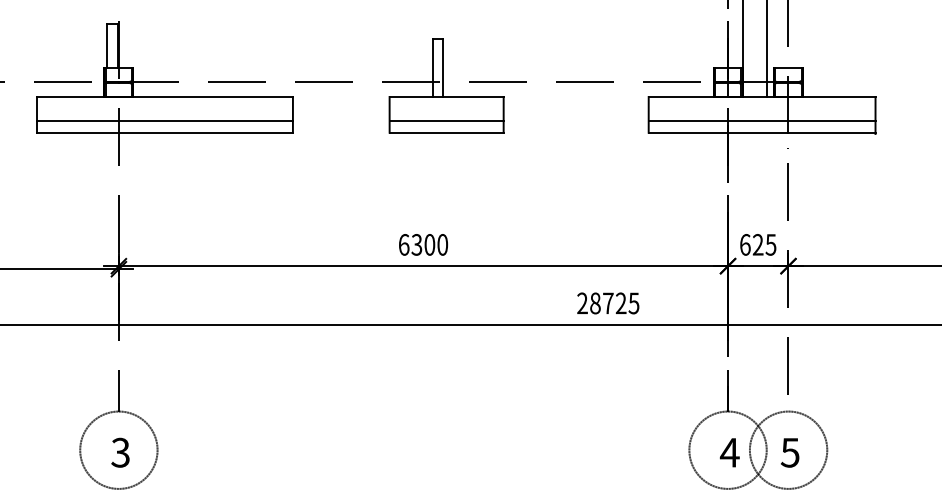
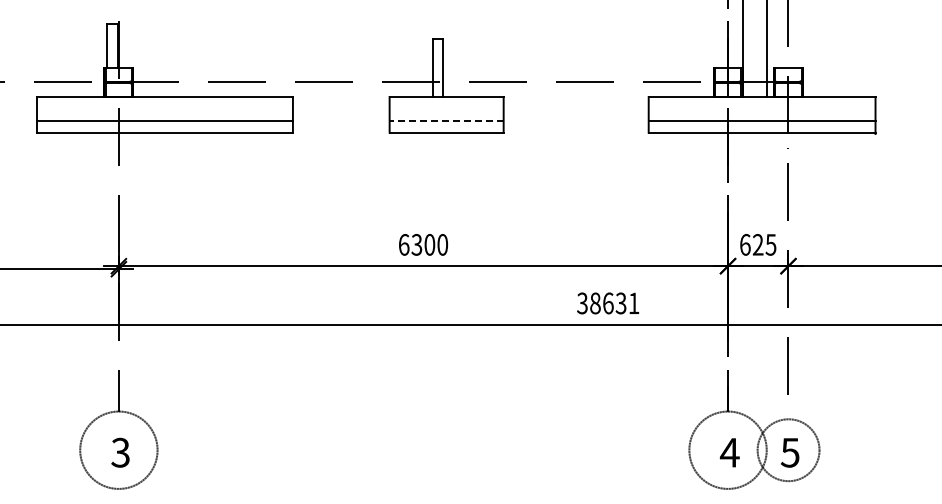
line: solid -> dashed (446, 121)
text: 28725 -> 38631 (608, 303)
circle diameter: 77 px -> 62 px (788, 450)
